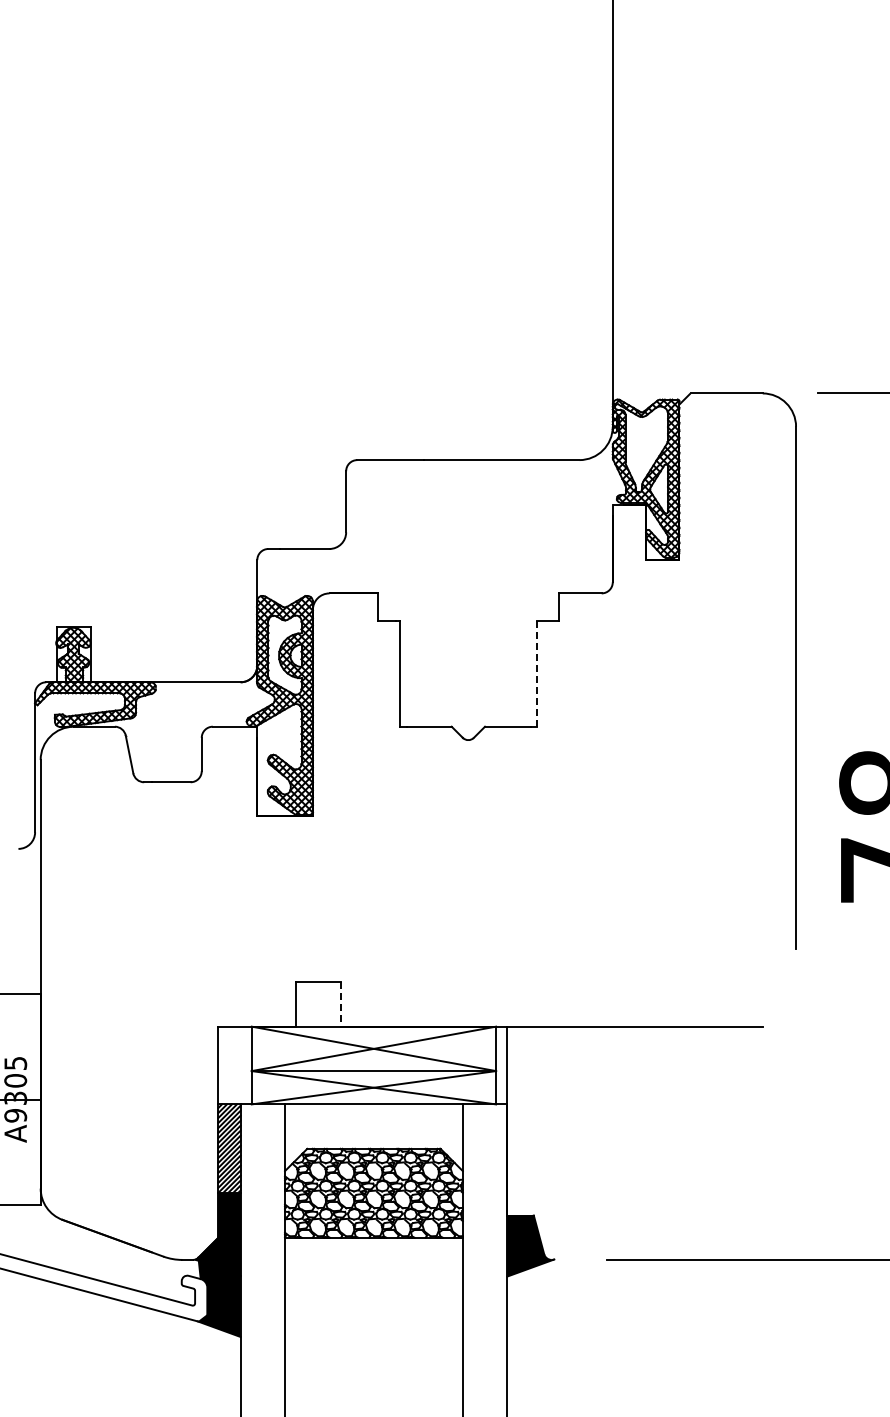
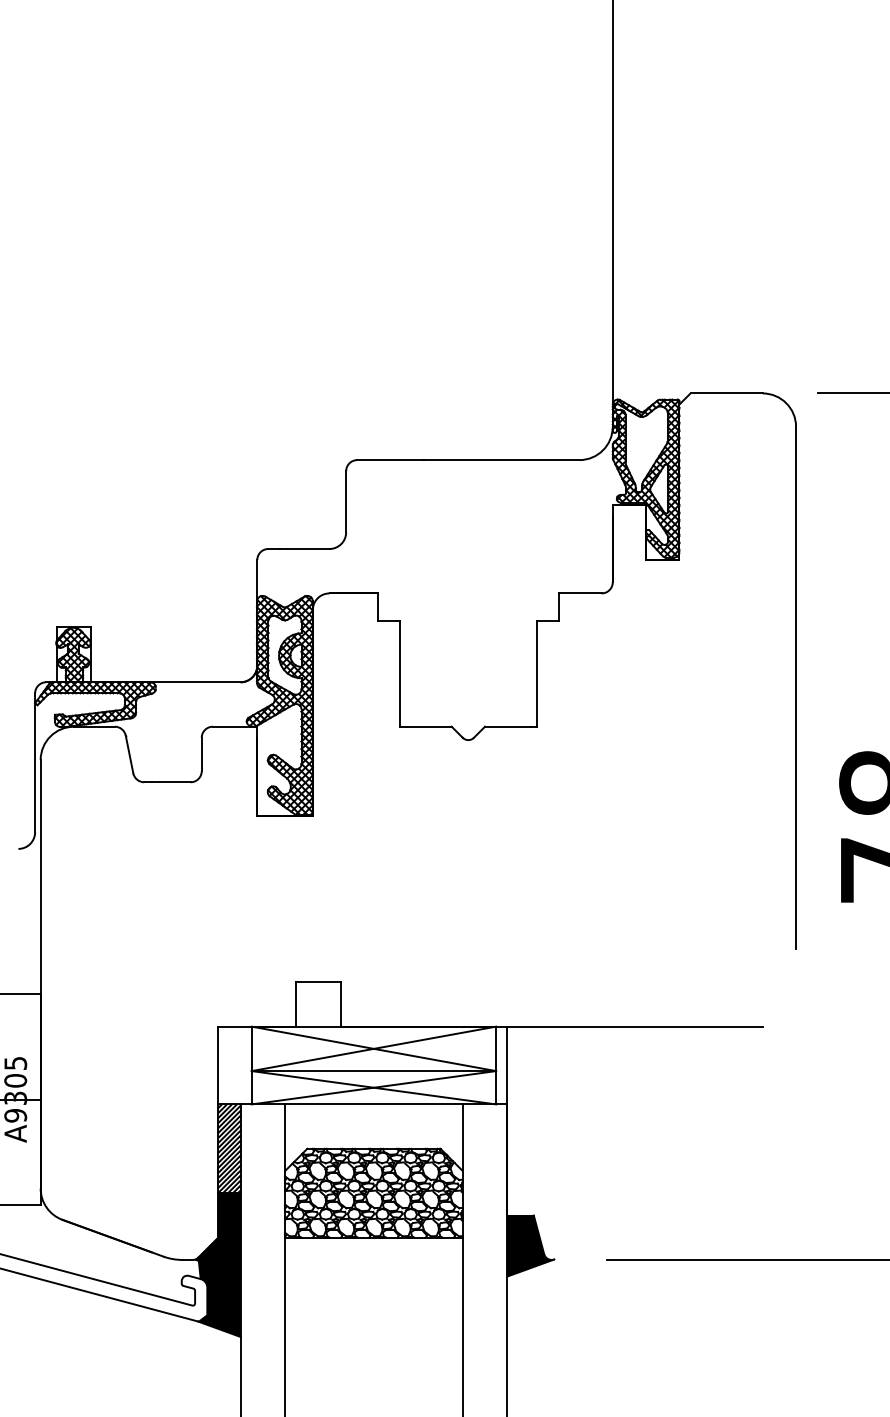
line: dashed -> solid (536, 673)
line: dashed -> solid (340, 1004)
